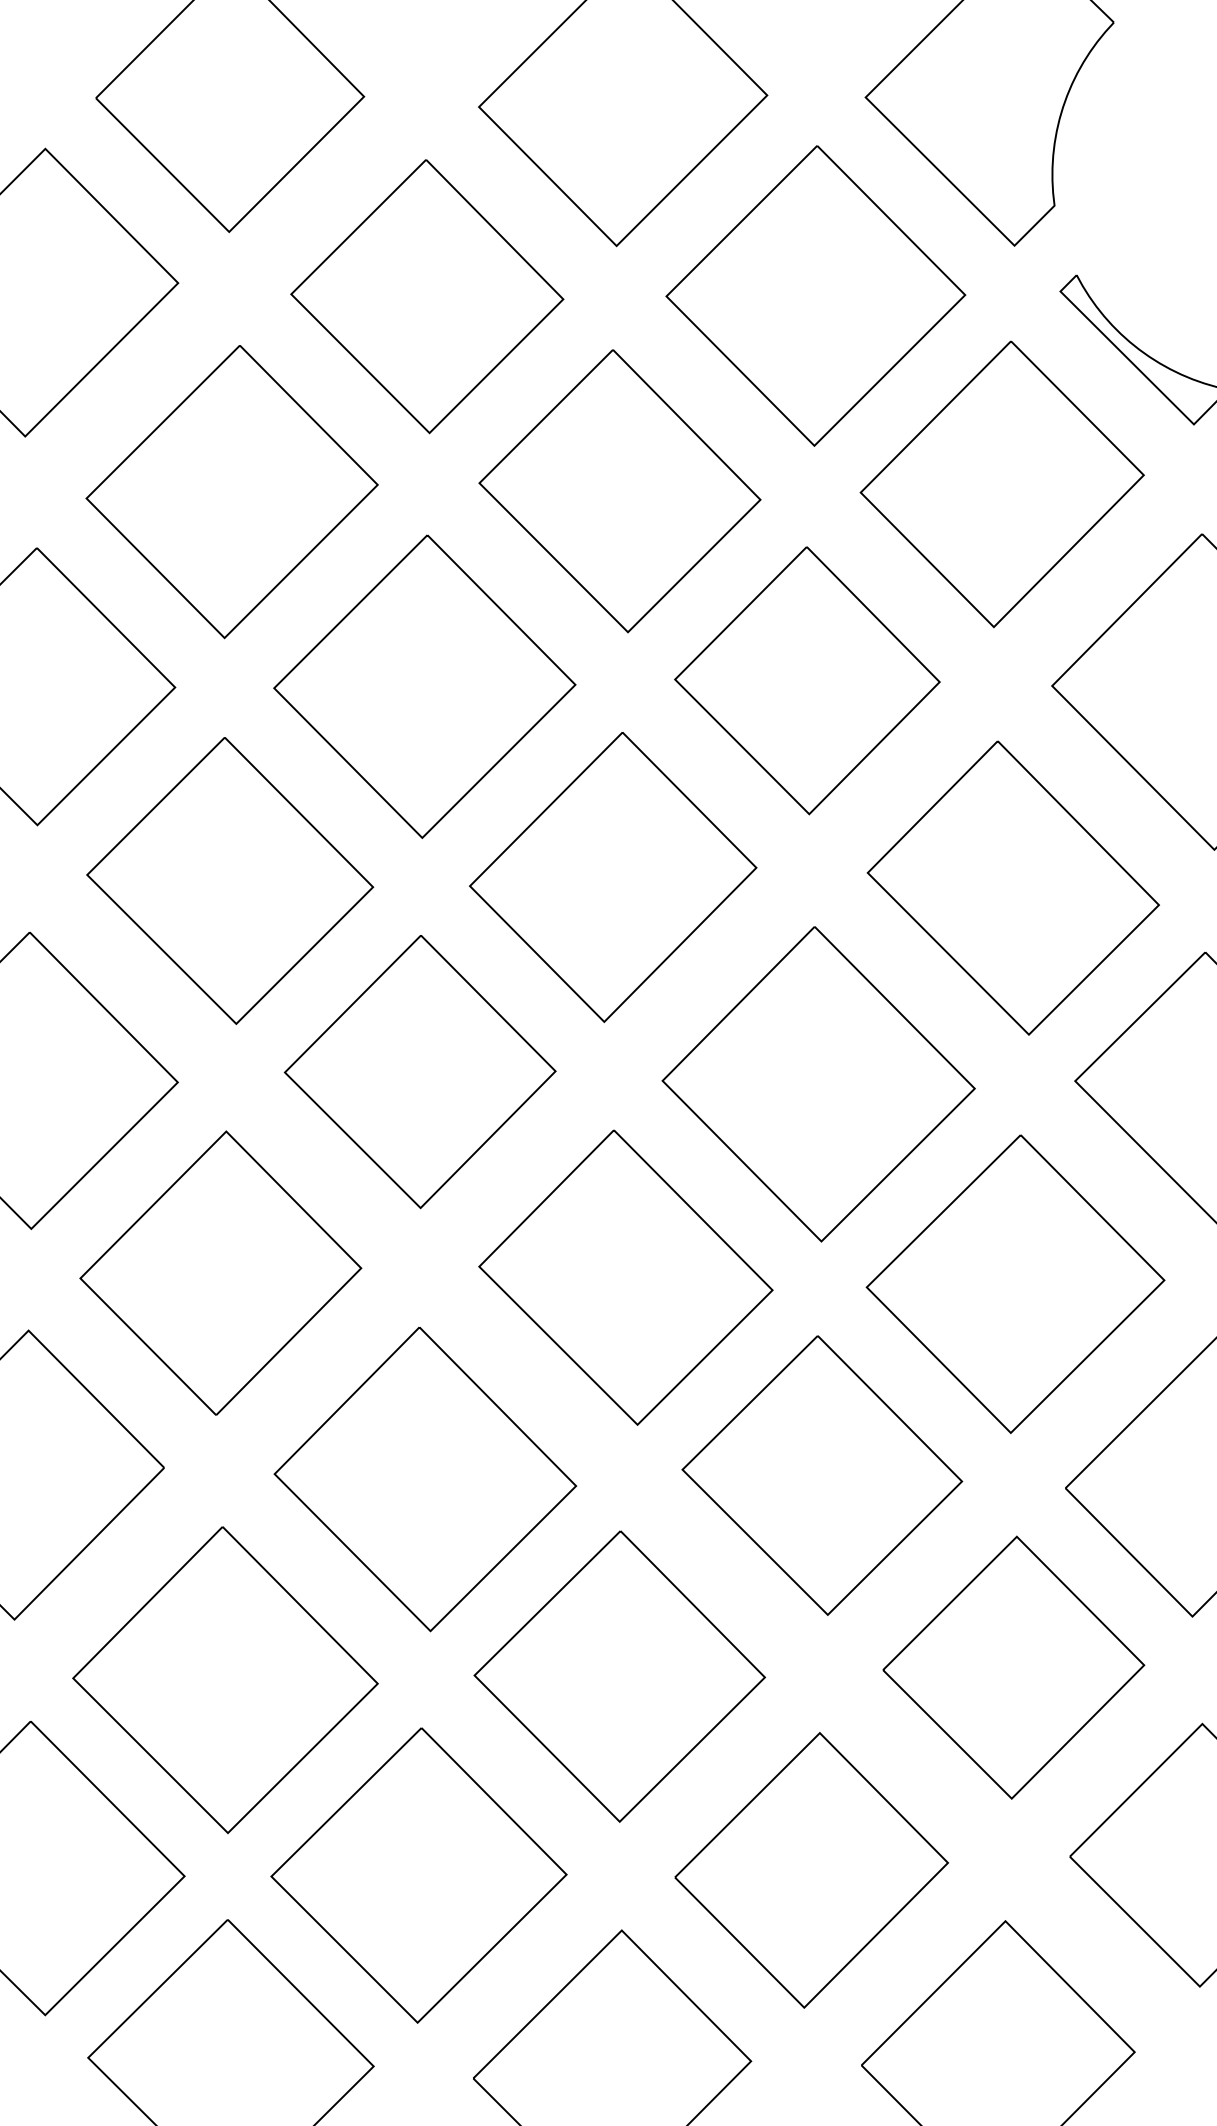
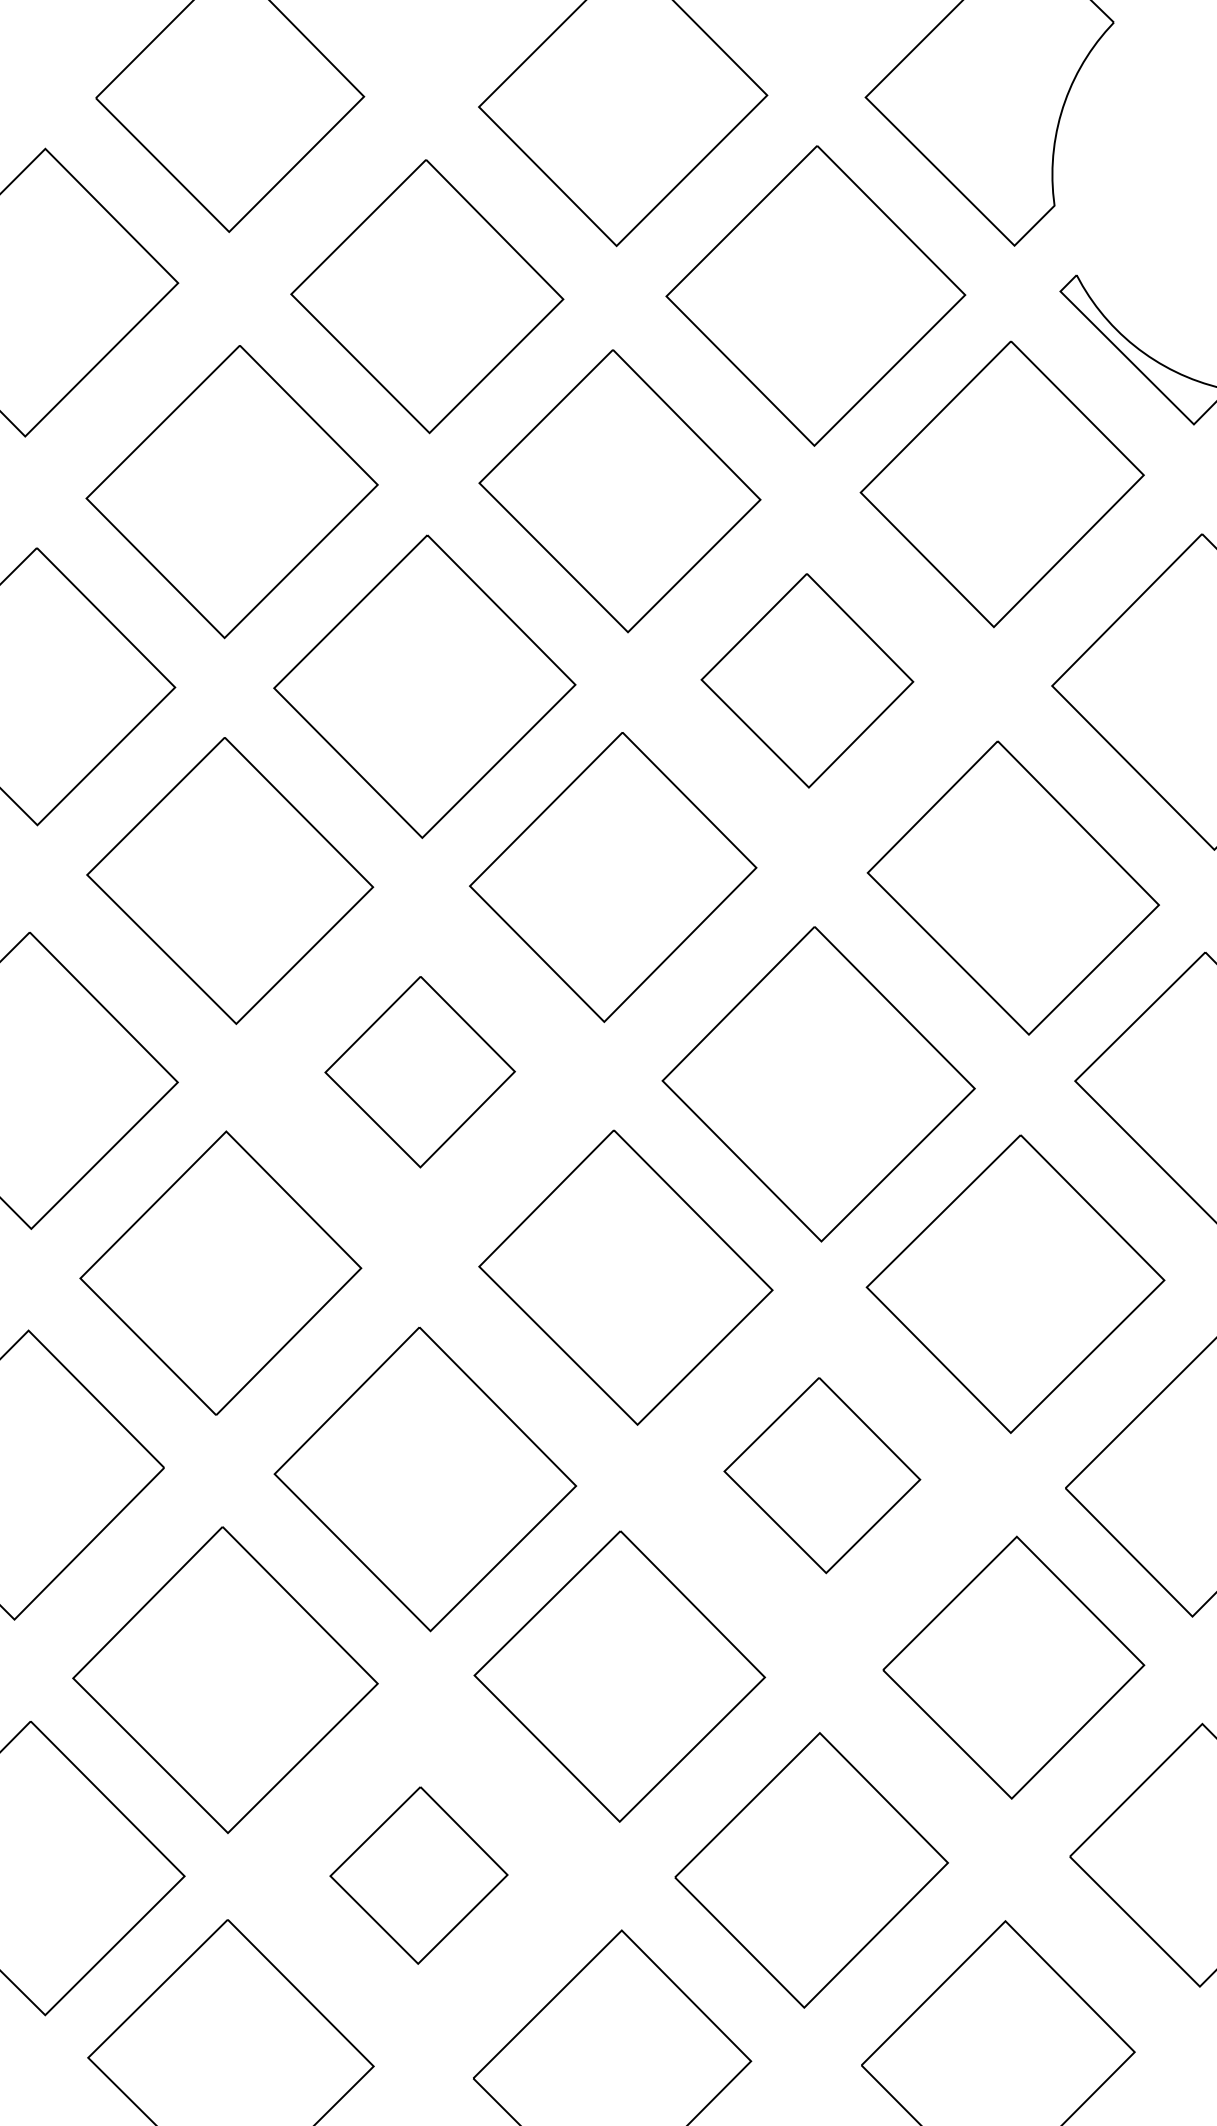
part size: 267x270 px -> 215x216 px (807, 680)
part size: 274x275 px -> 192x193 px (419, 1072)
part size: 283x281 px -> 199x198 px (822, 1475)
part size: 298x297 px -> 180x179 px (418, 1875)
